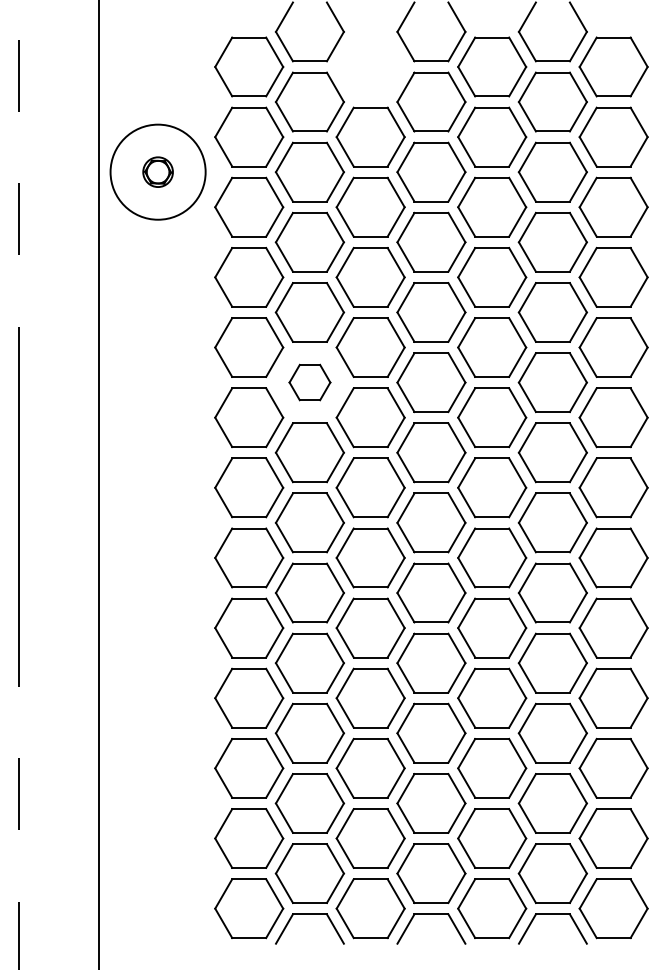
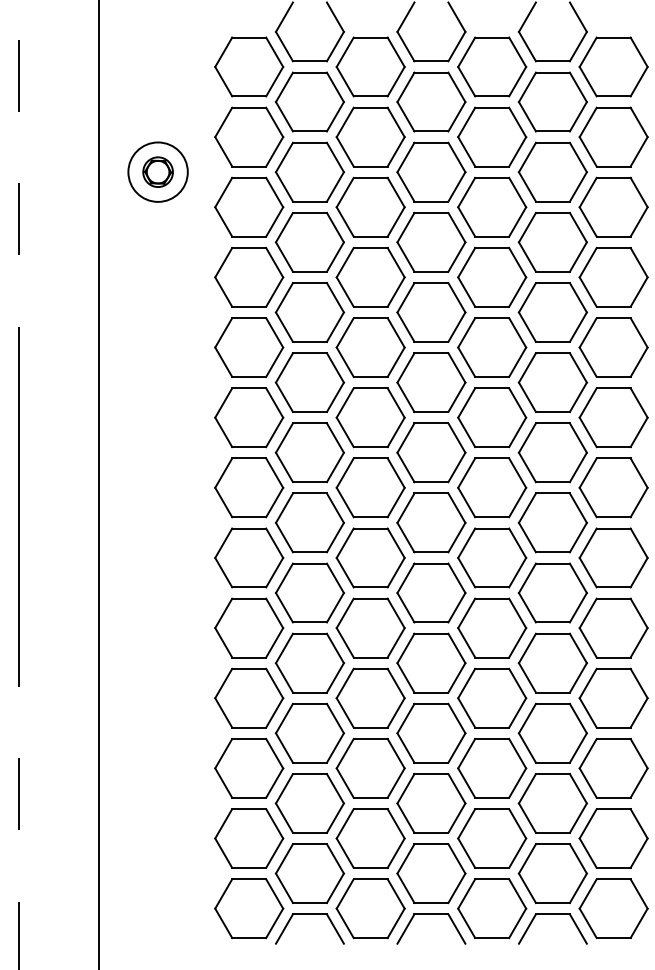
part: none -> present (370, 66)
circle diameter: 95 px -> 59 px (157, 171)
part size: 44x39 px -> 72x61 px (309, 382)
